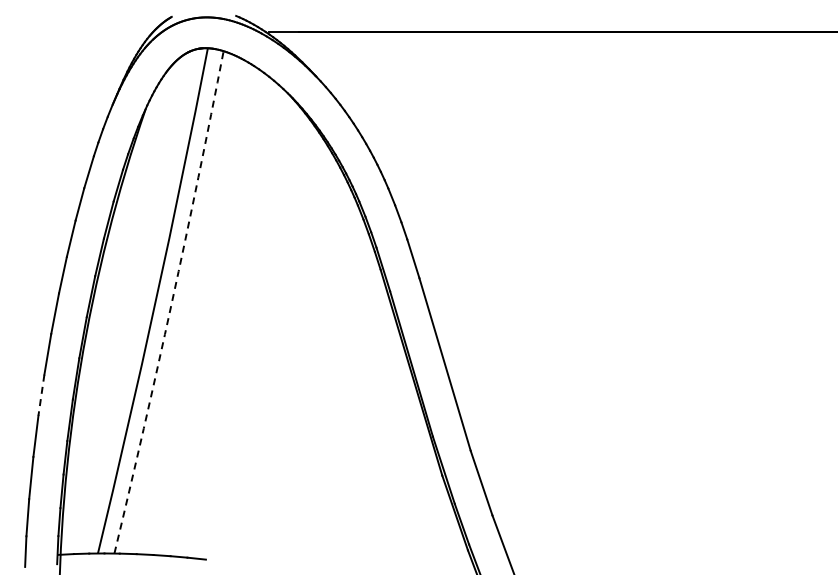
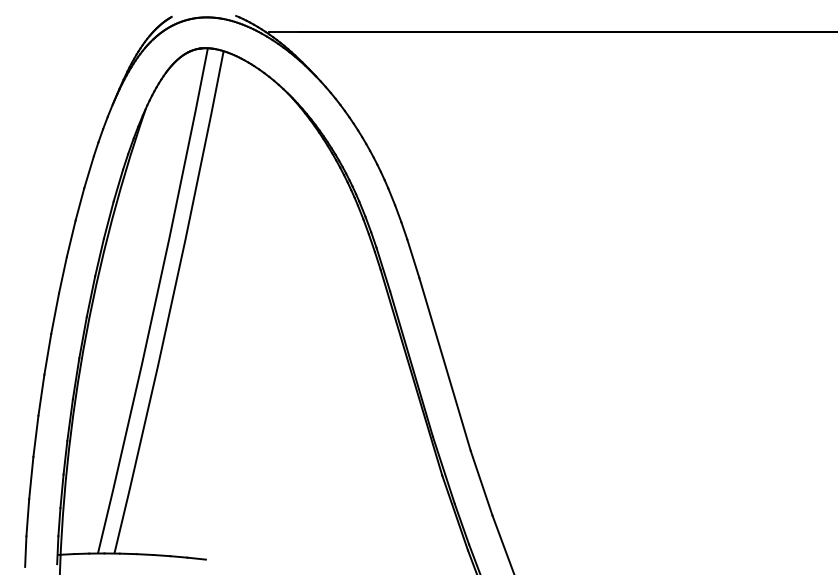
arc: dashed -> solid (171, 302)
line: dashed -> solid (41, 395)
